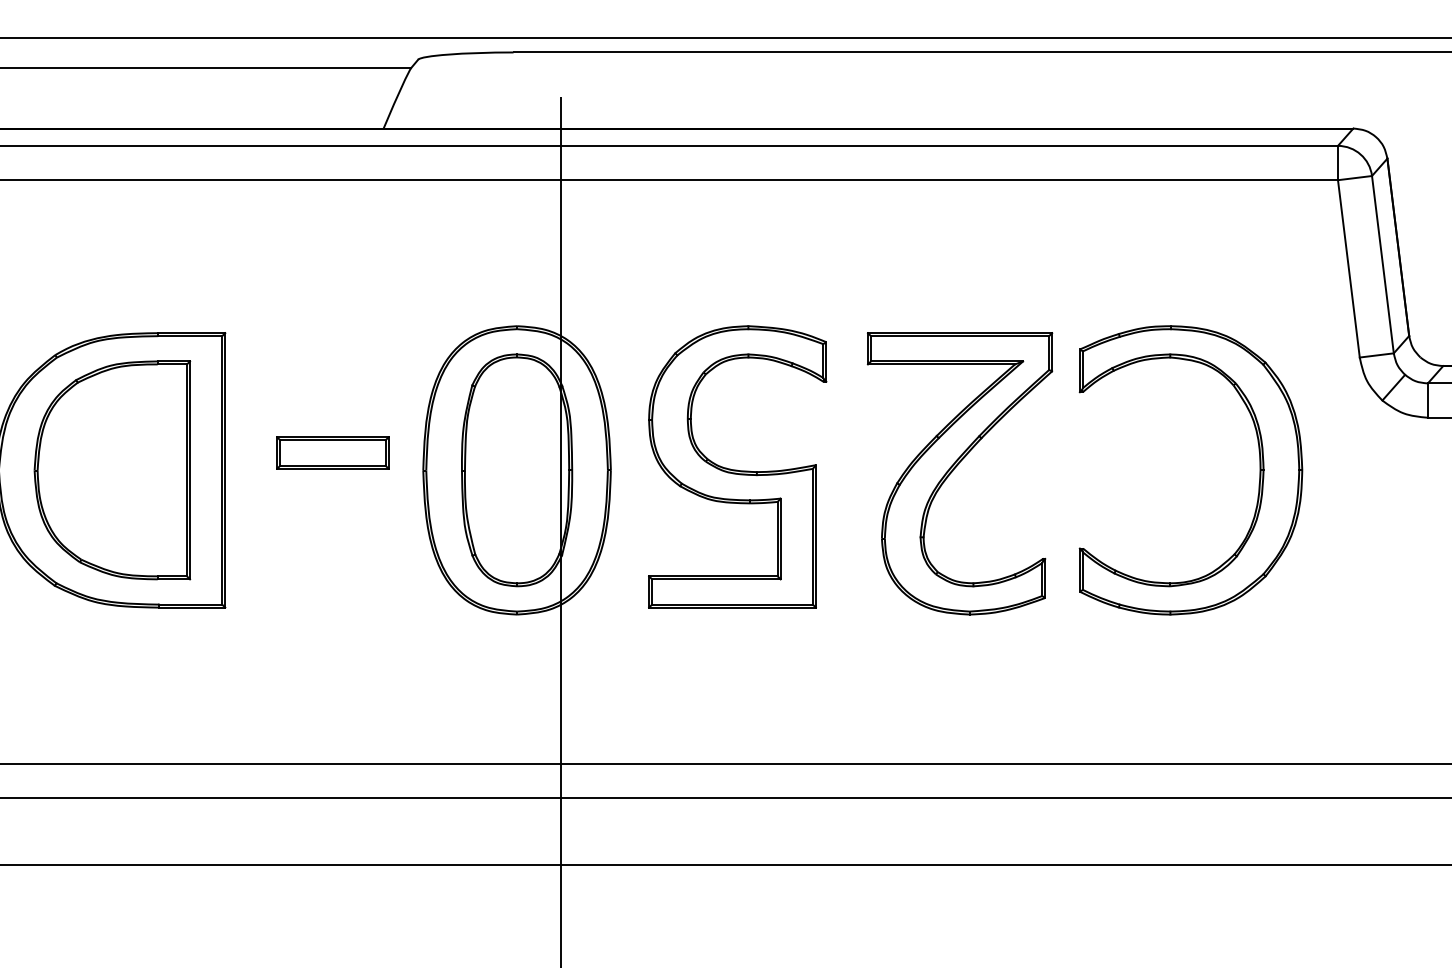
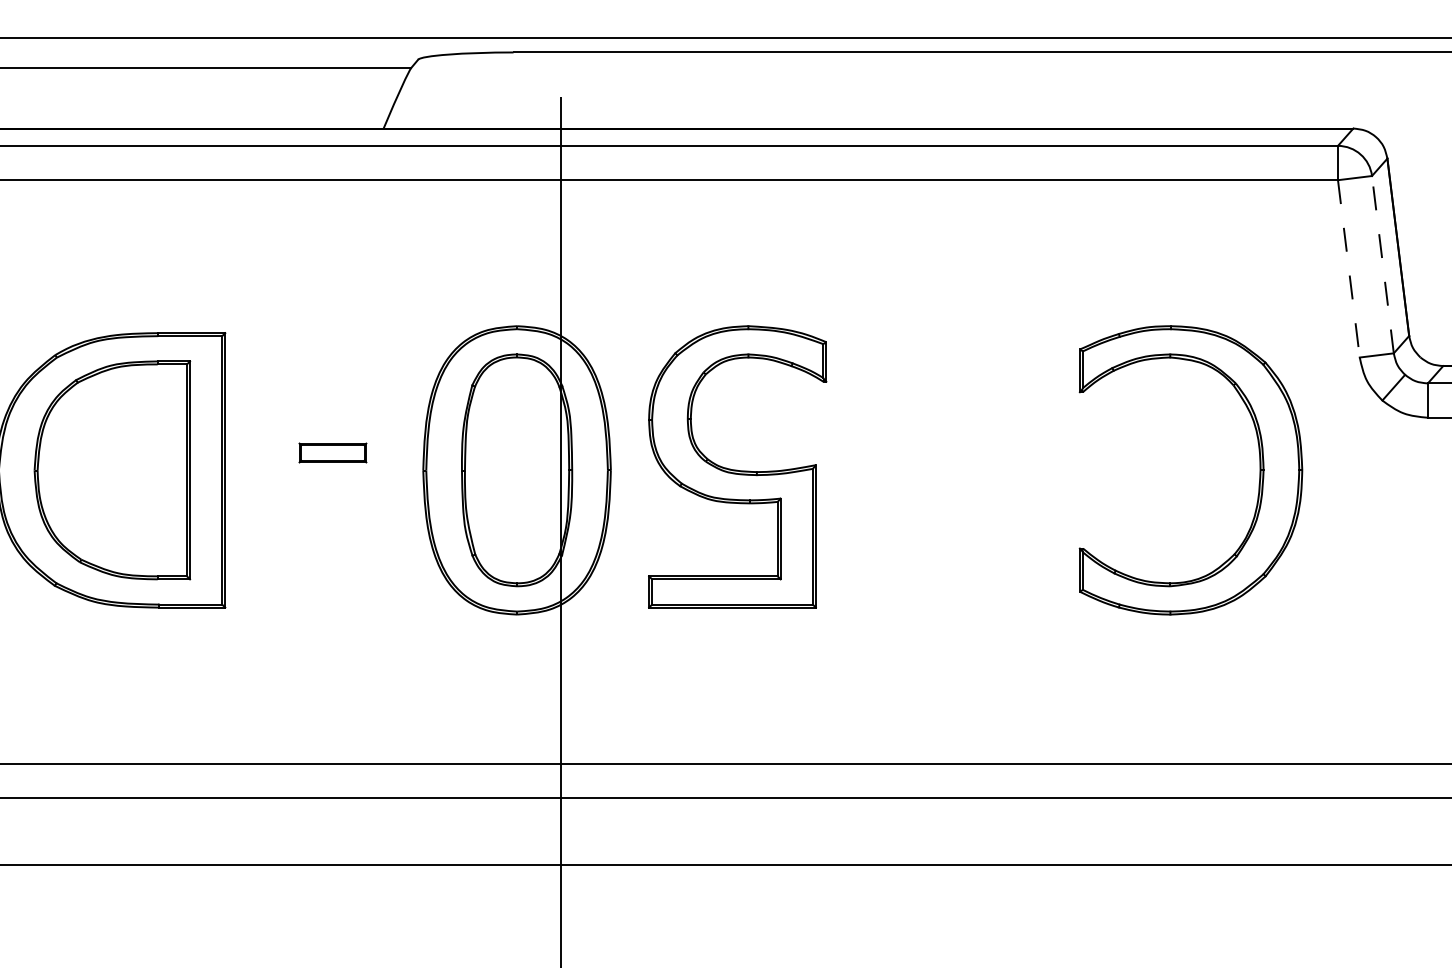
line: solid -> dashed (1382, 264)
line: solid -> dashed (1348, 269)
part size: 114x34 px -> 70x22 px (332, 452)
part: present -> none (953, 471)
